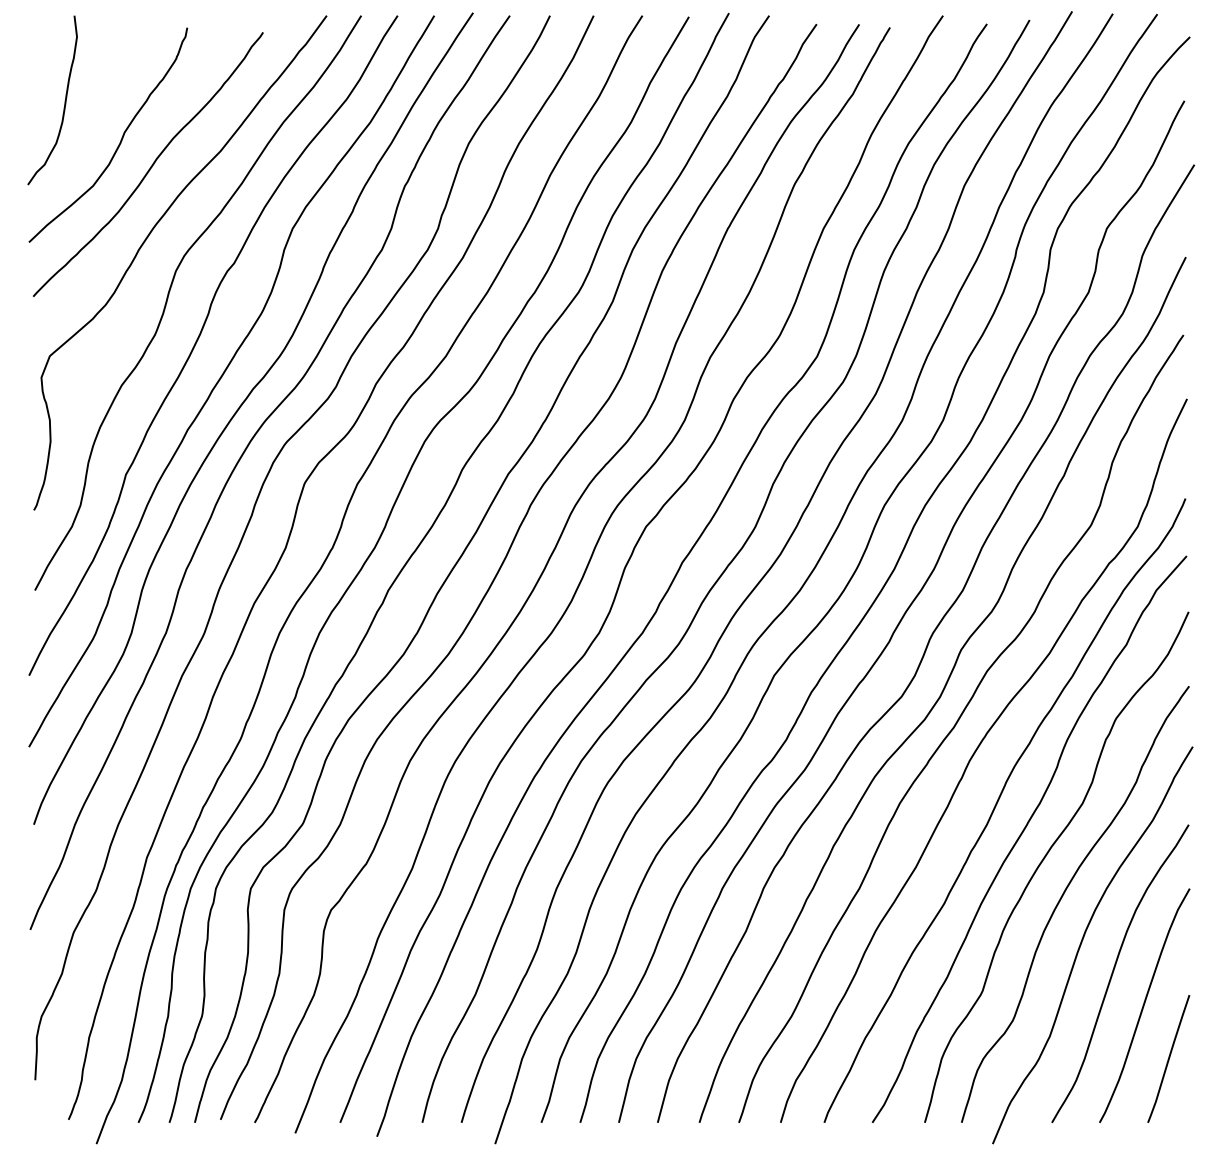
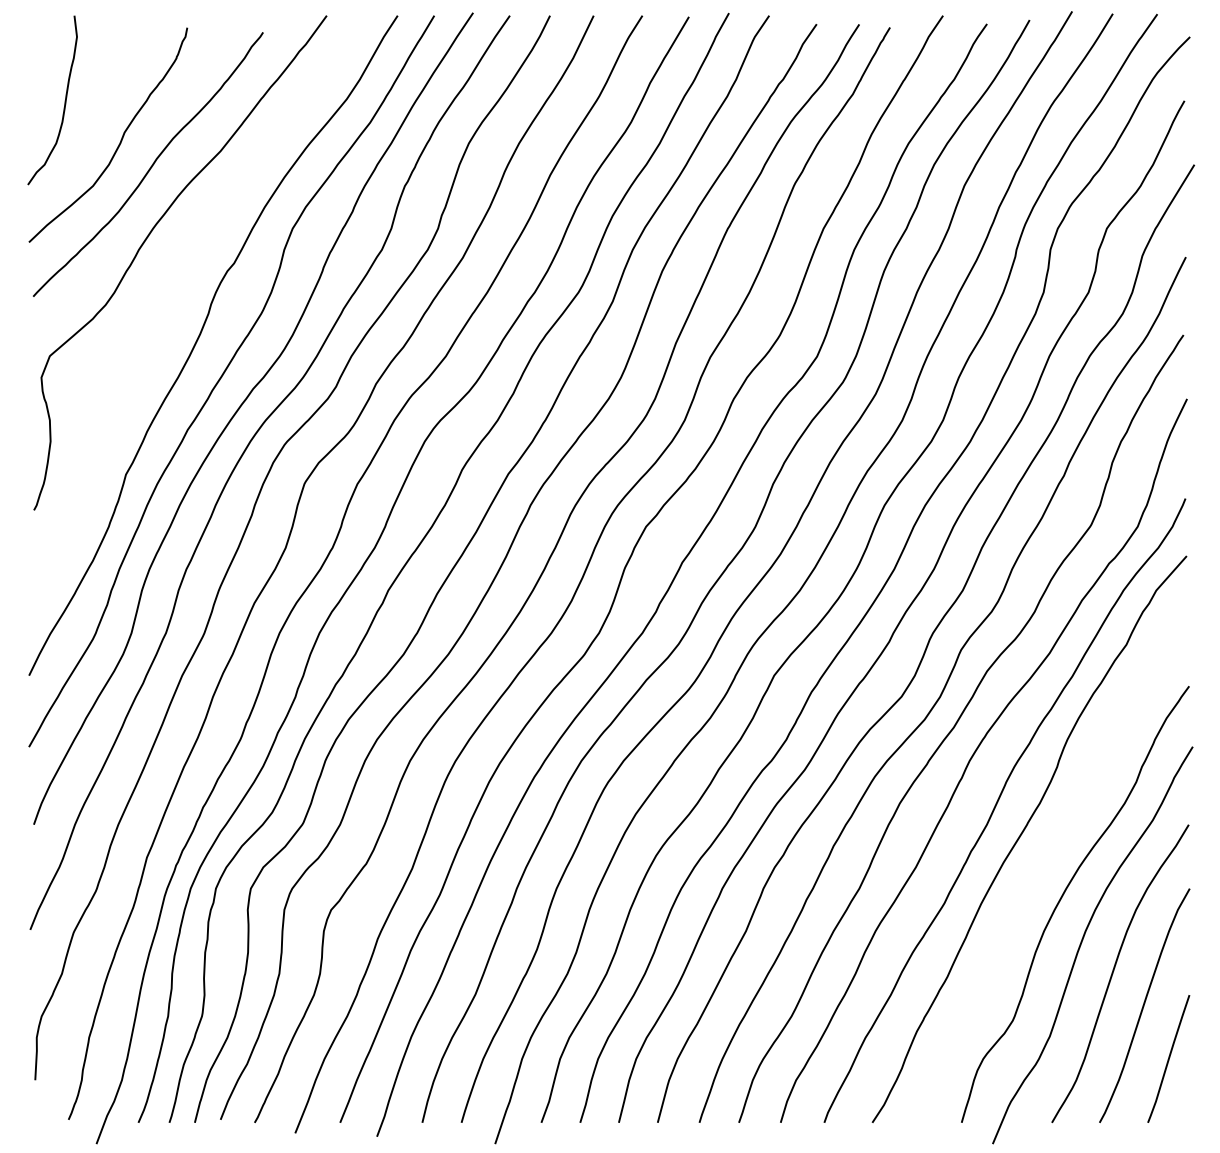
curve: present -> none (169, 295)
curve: present -> none (1045, 858)
